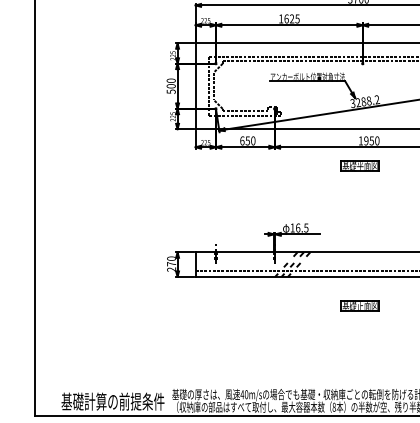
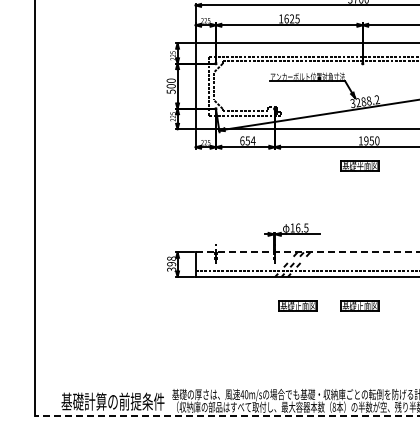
text: 650 -> 654 (252, 140)
line: solid -> dashed (307, 252)
text: 270 -> 398 (171, 263)
part: none -> present (297, 305)
line: solid -> dashed (226, 416)
